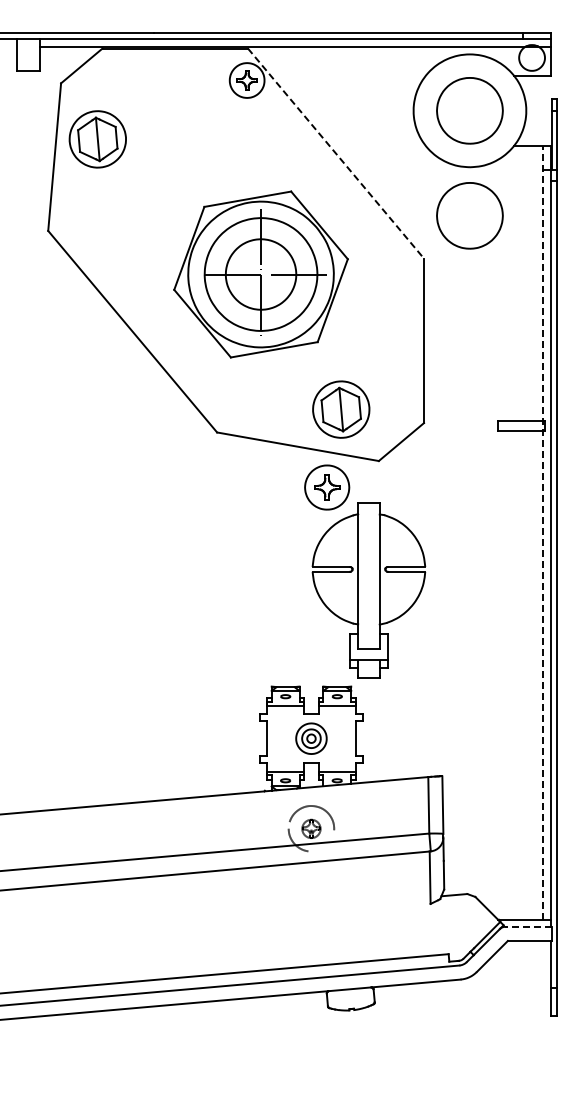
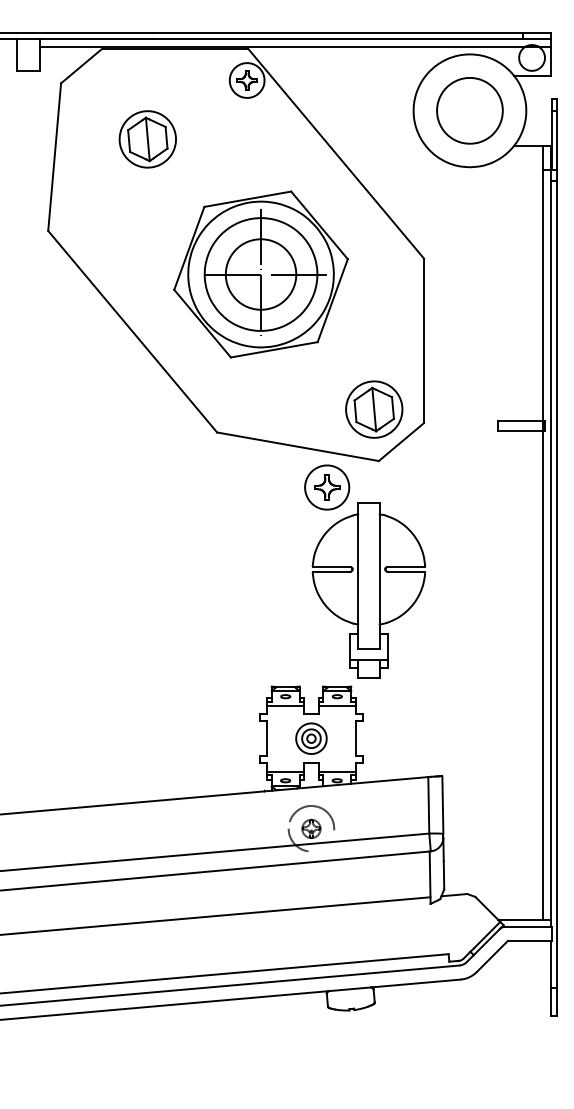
part position: (97, 139) -> (147, 139) (147, 139)
line: dashed -> solid (336, 153)
part: present -> none (469, 215)
part position: (341, 409) -> (374, 409) (374, 409)
line: dashed -> solid (543, 532)
line: none -> present (216, 915)
line: dashed -> solid (528, 926)
